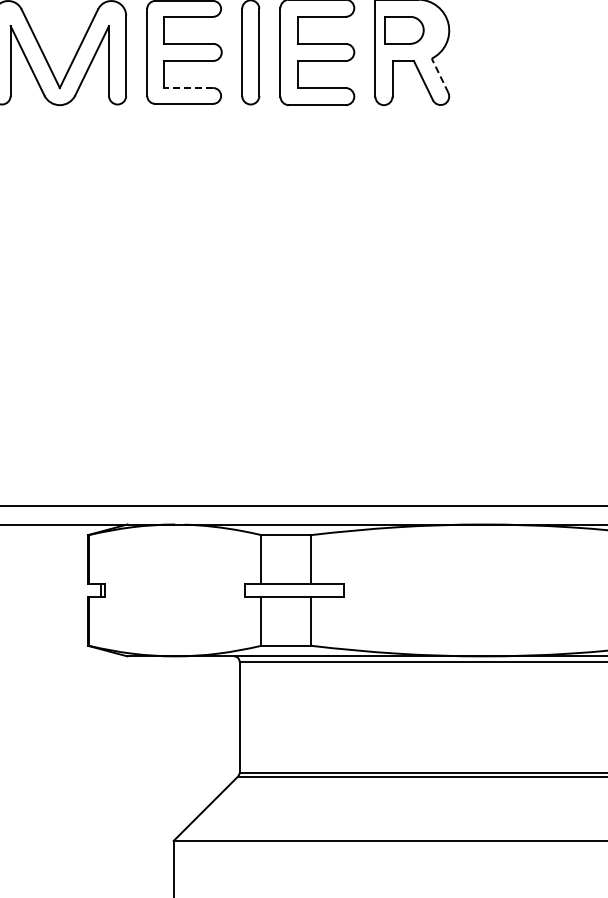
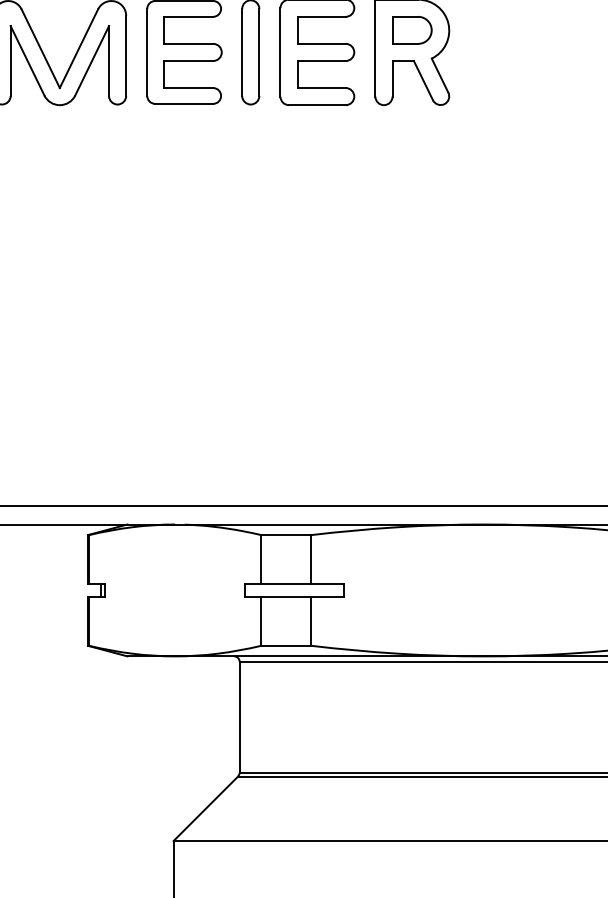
part position: (404, 30) -> (412, 30) (412, 30)
line: dashed -> solid (440, 75)
line: dashed -> solid (188, 88)
